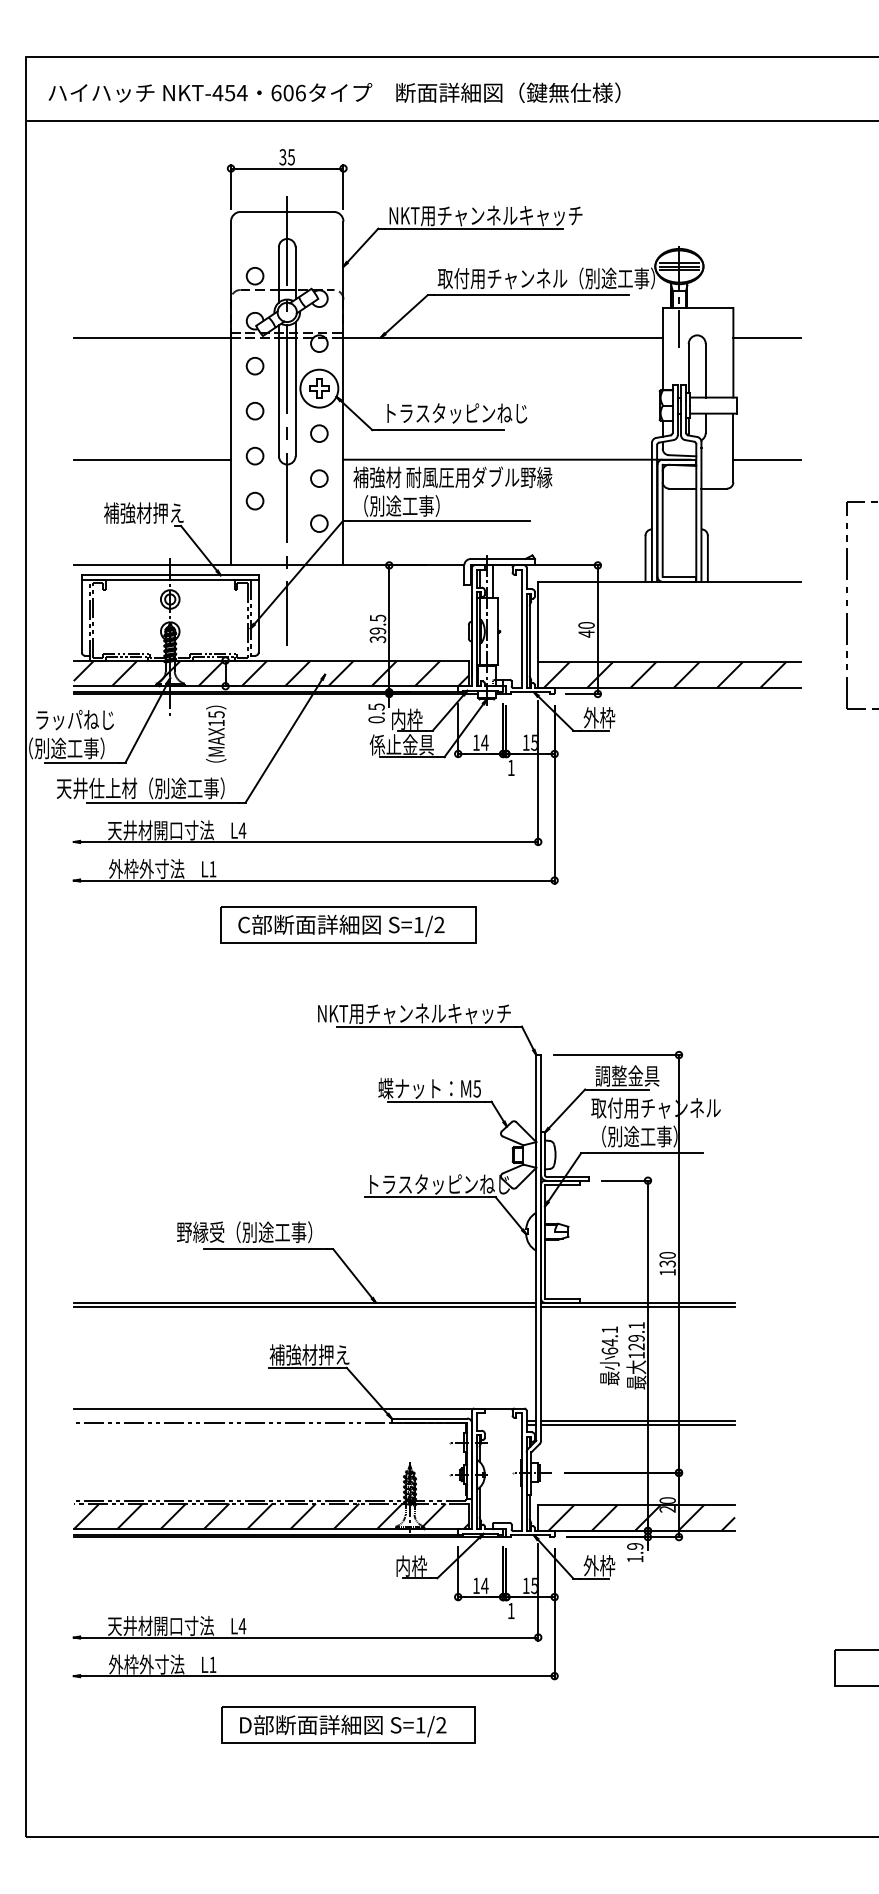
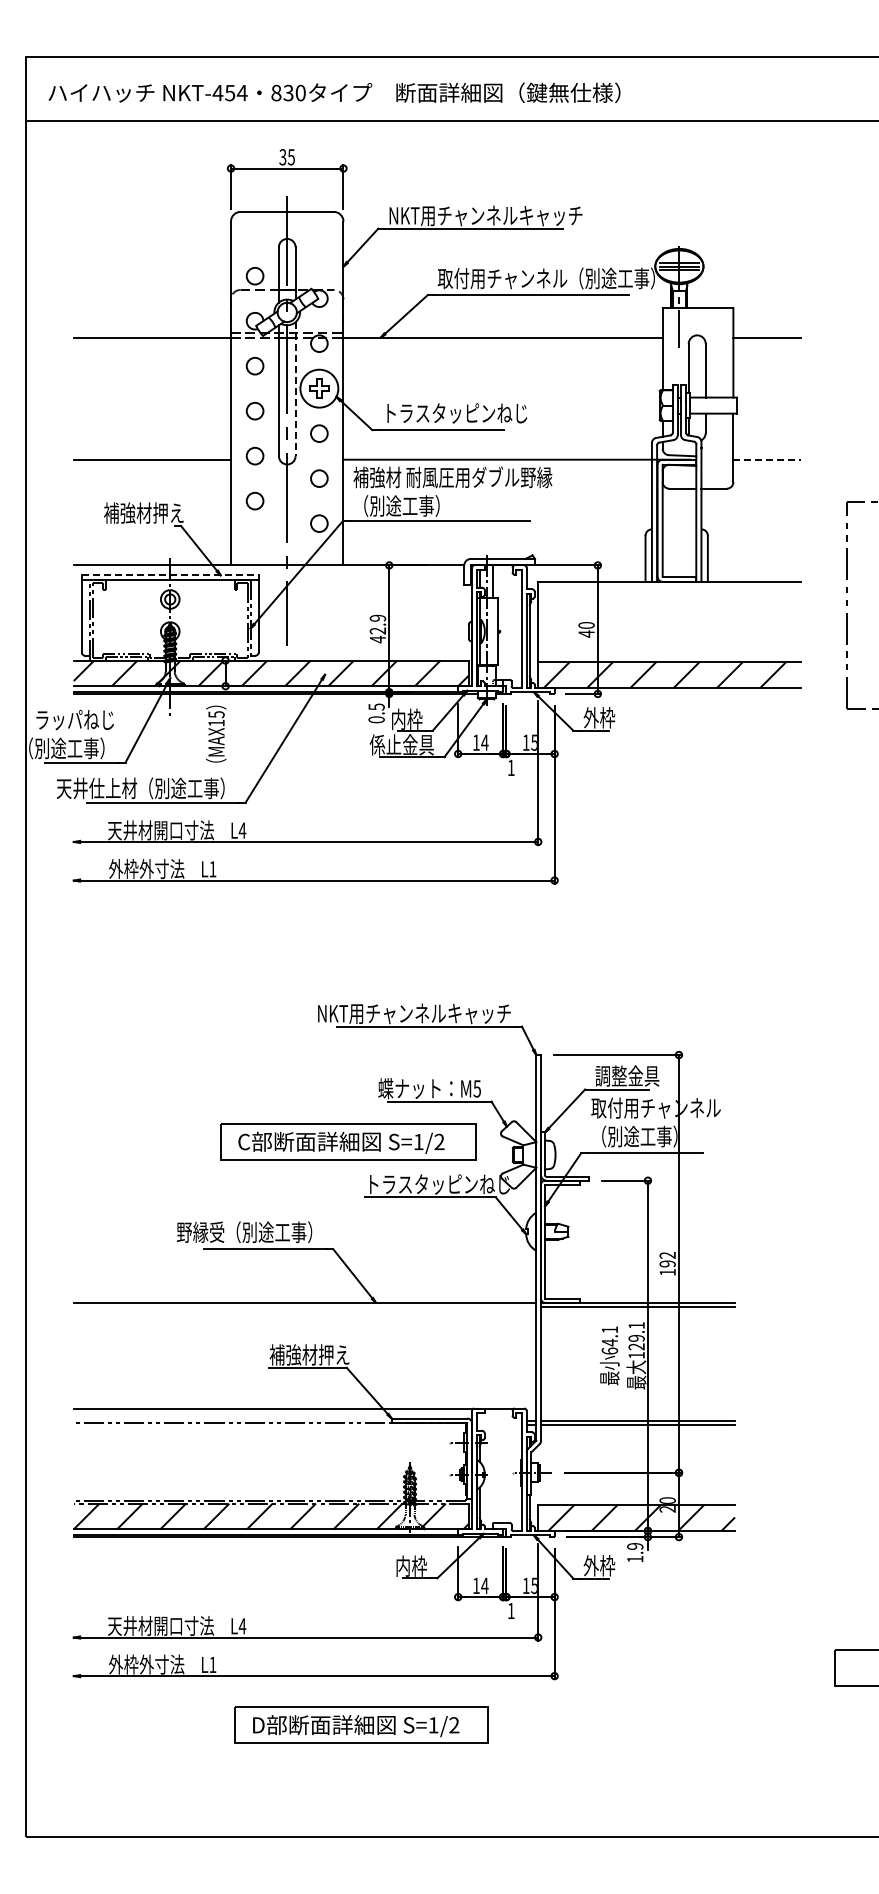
text: 606 -> 830 (288, 92)
line: solid -> dashed (295, 389)
line: solid -> dashed (767, 459)
line: solid -> dashed (170, 575)
text: 39.5 -> 42.9 (377, 628)
part position: (348, 924) -> (348, 1141) (348, 1141)
text: 130 -> 192 (667, 1259)
line: present -> none (304, 1306)
part position: (348, 1724) -> (361, 1724) (361, 1724)
